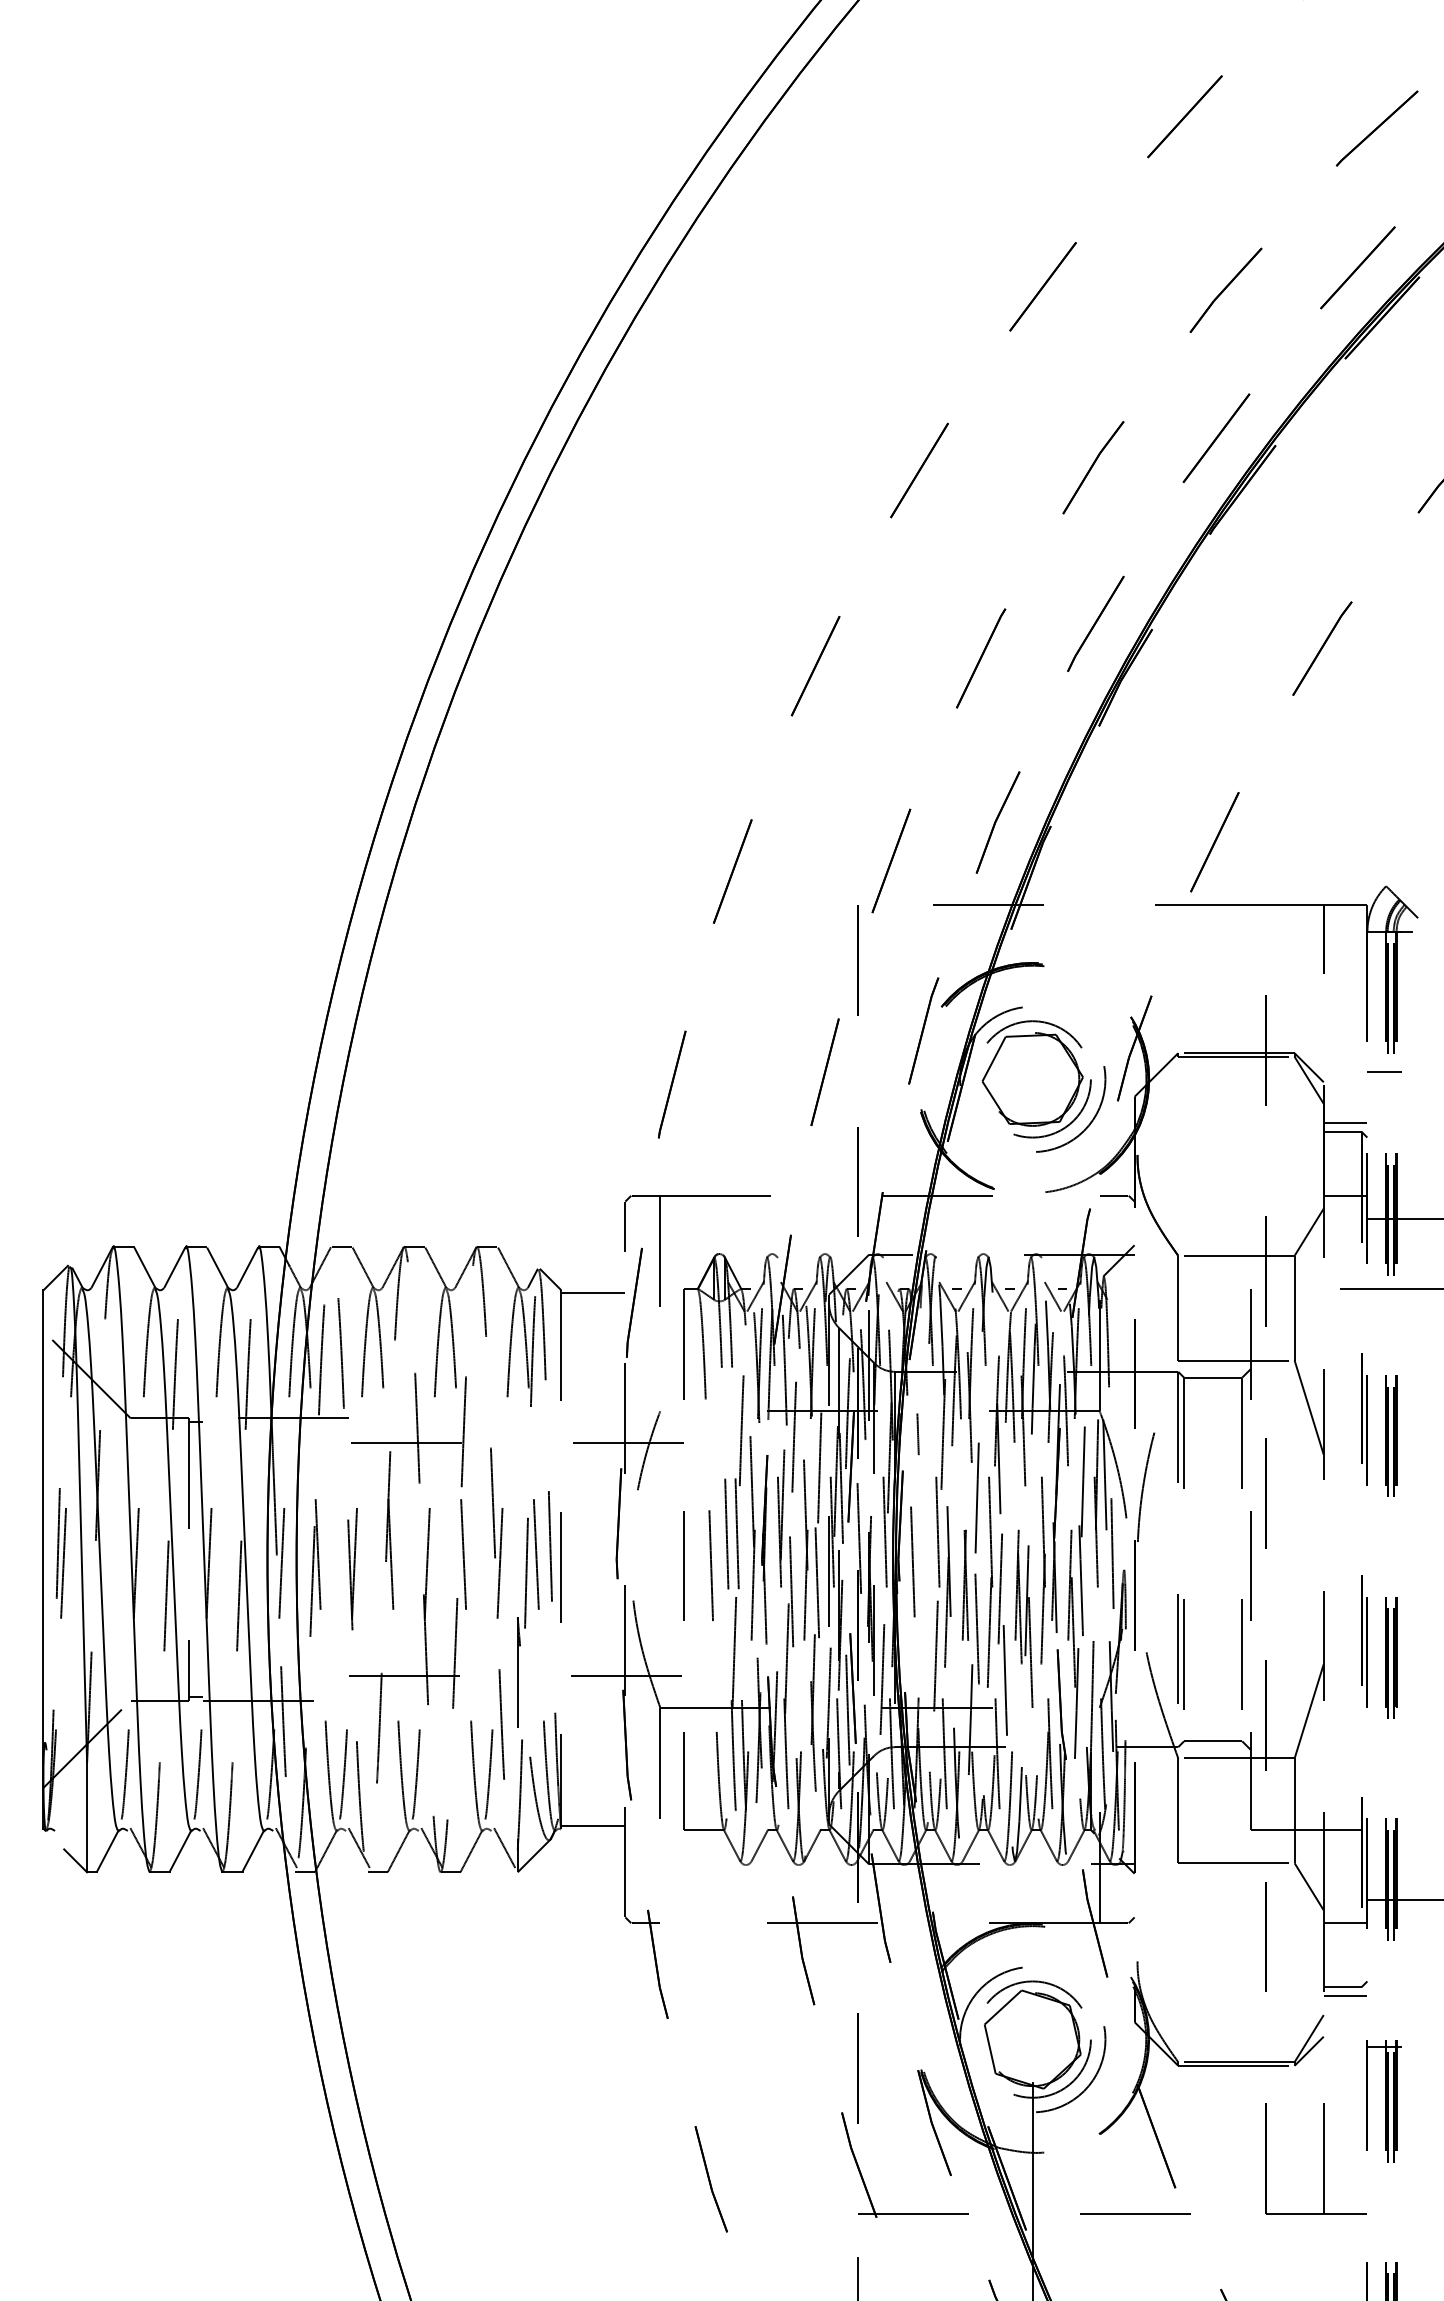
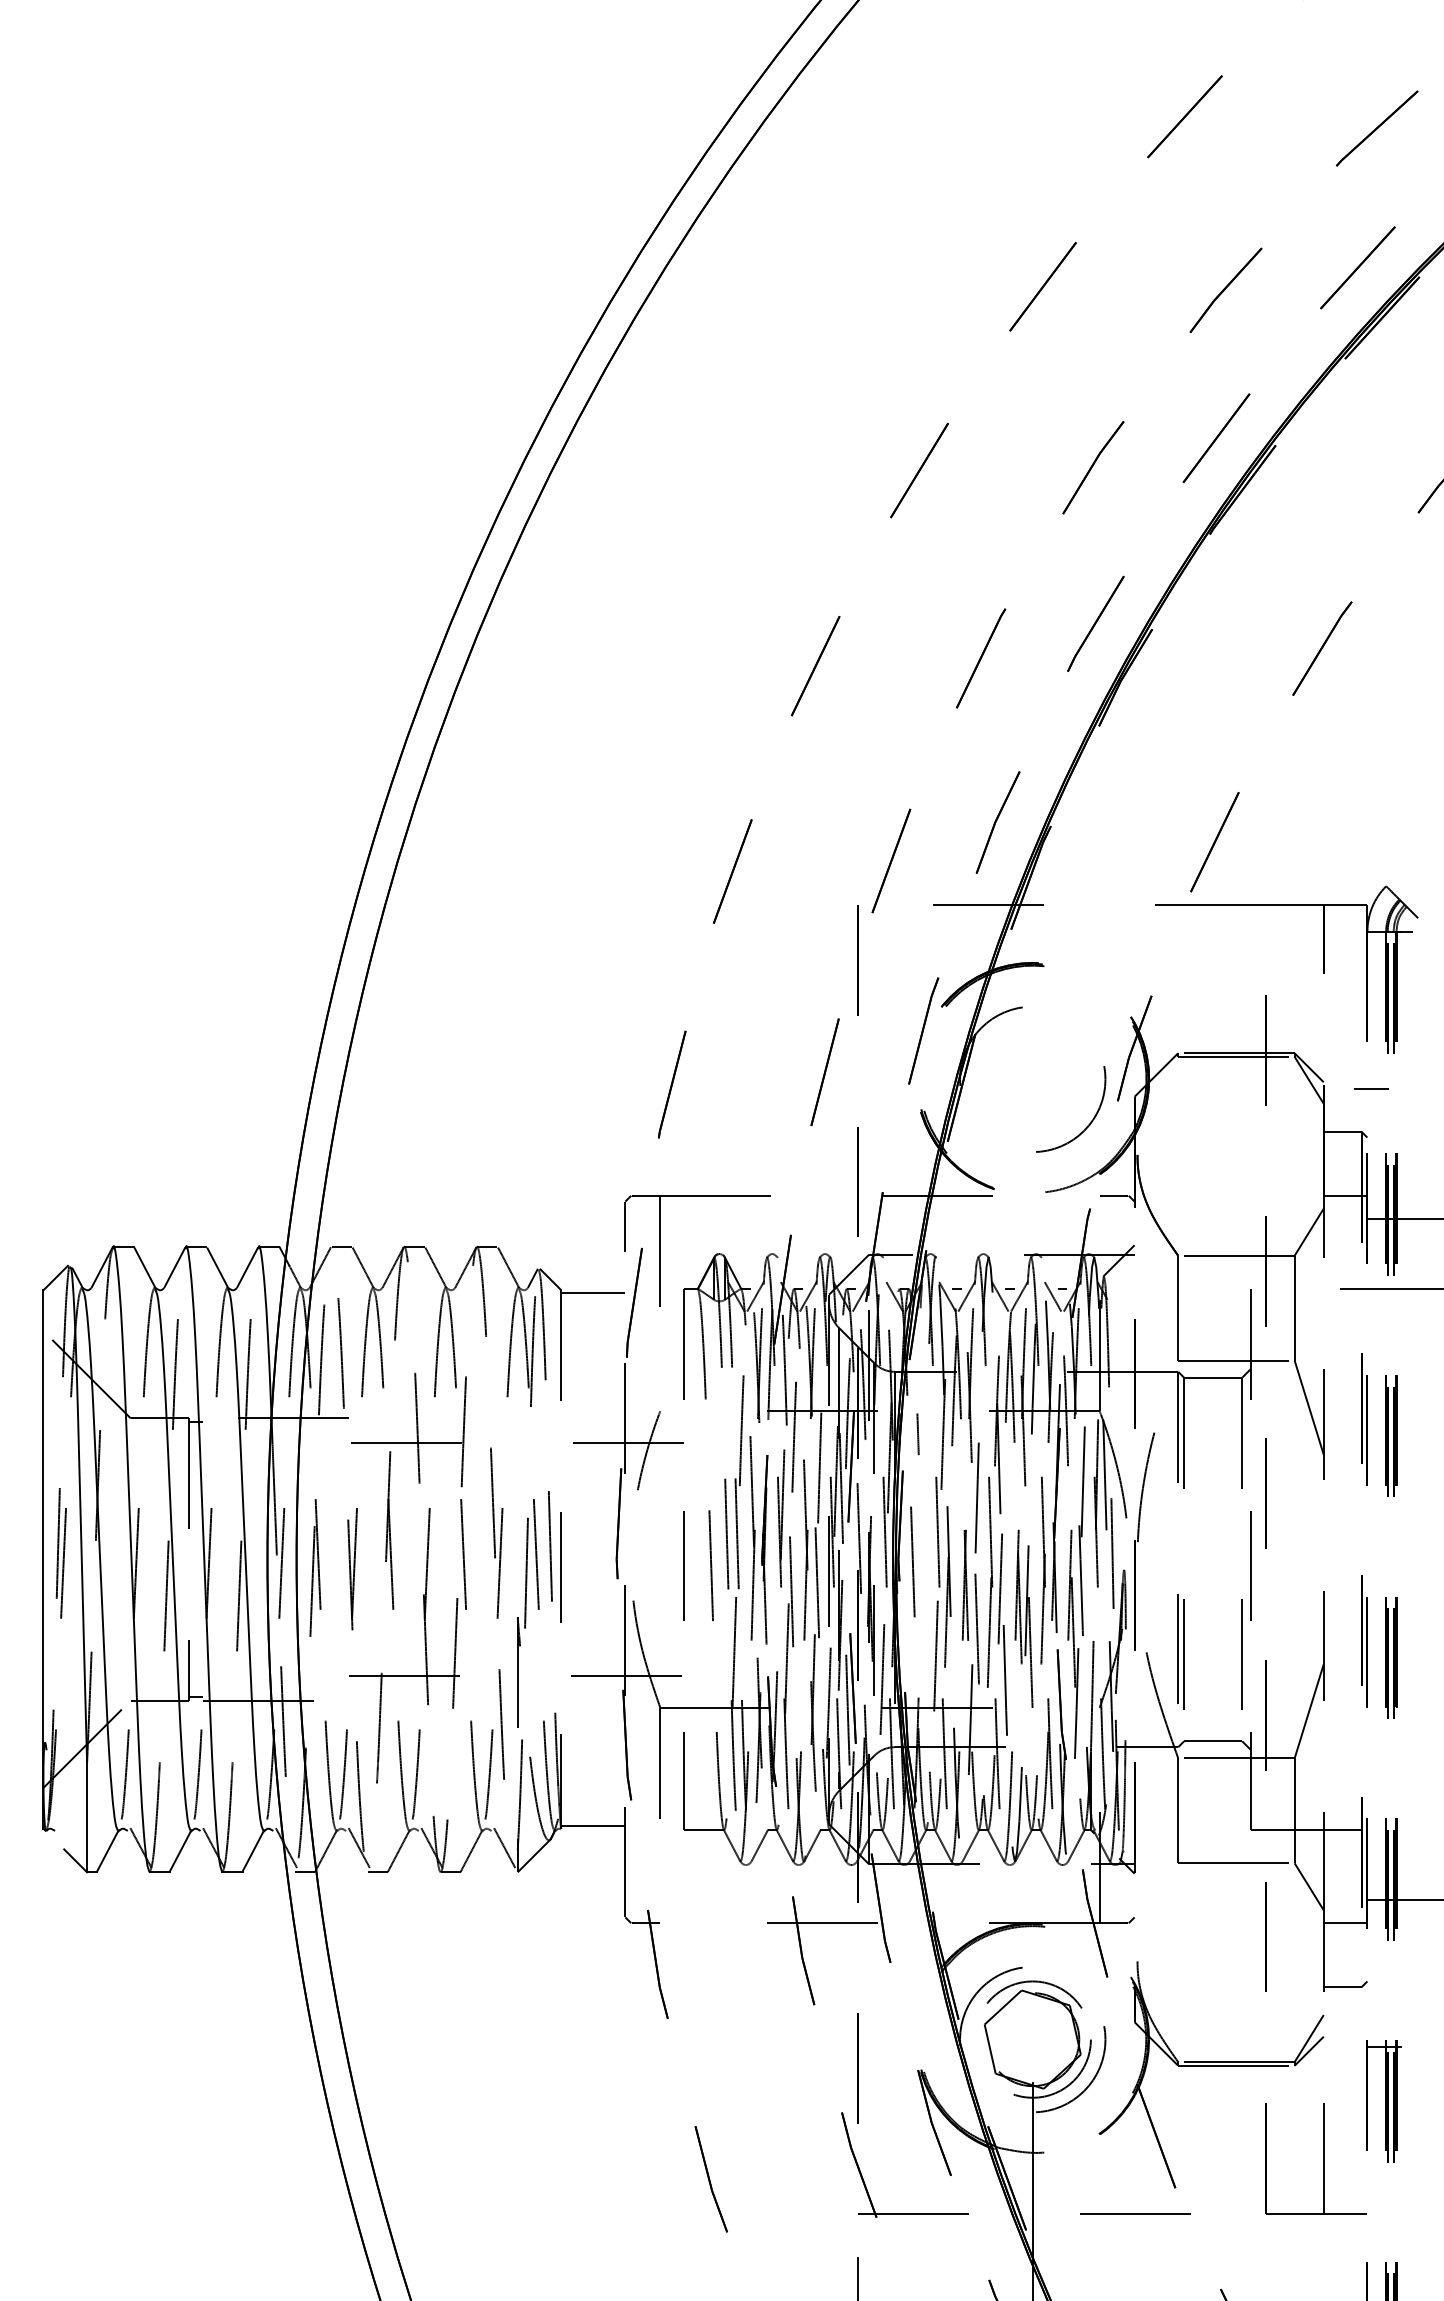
line position: (1384, 1071) -> (1371, 1088) (1371, 1088)
part: present -> none (1036, 1079)
line: present -> none (1345, 1123)
line: present -> none (1345, 1995)
